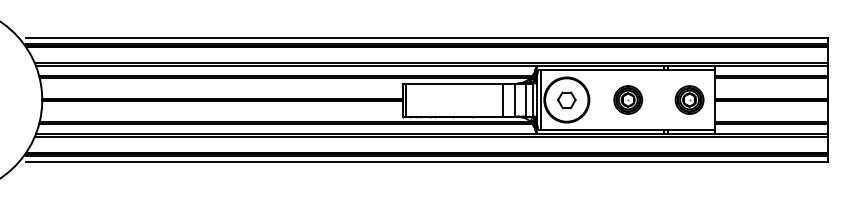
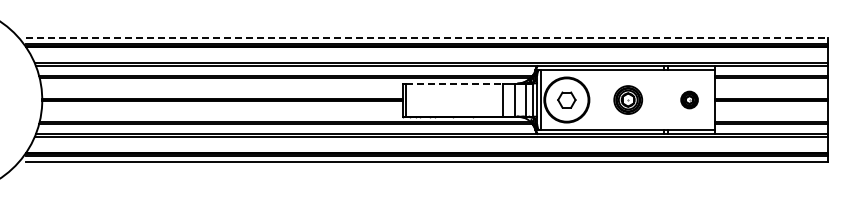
line: solid -> dashed (427, 37)
line: solid -> dashed (455, 83)
part size: 31x30 px -> 19x20 px (689, 99)
